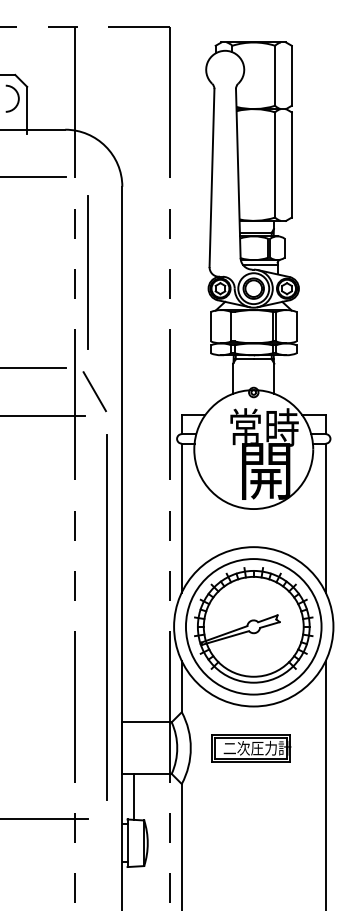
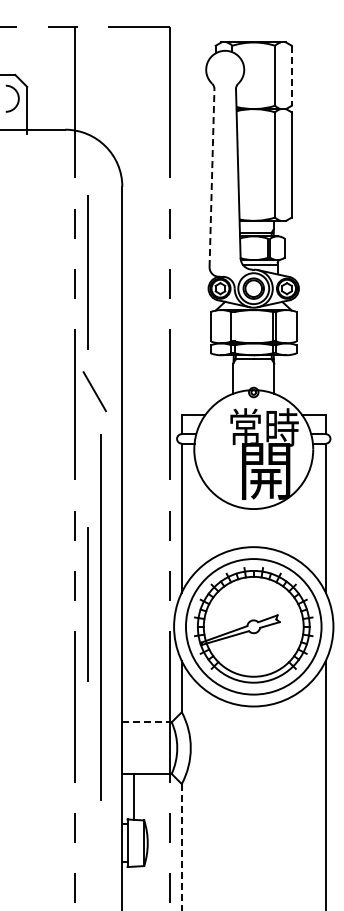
line: solid -> dashed (291, 76)
line: present -> none (34, 177)
line: solid -> dashed (212, 178)
line: present -> none (34, 367)
line: present -> none (43, 416)
line: none -> present (87, 604)
line position: (106, 617) -> (100, 617) (100, 617)
line: solid -> dashed (147, 722)
part: present -> none (251, 748)
line: present -> none (44, 819)
line: solid -> dashed (181, 847)
